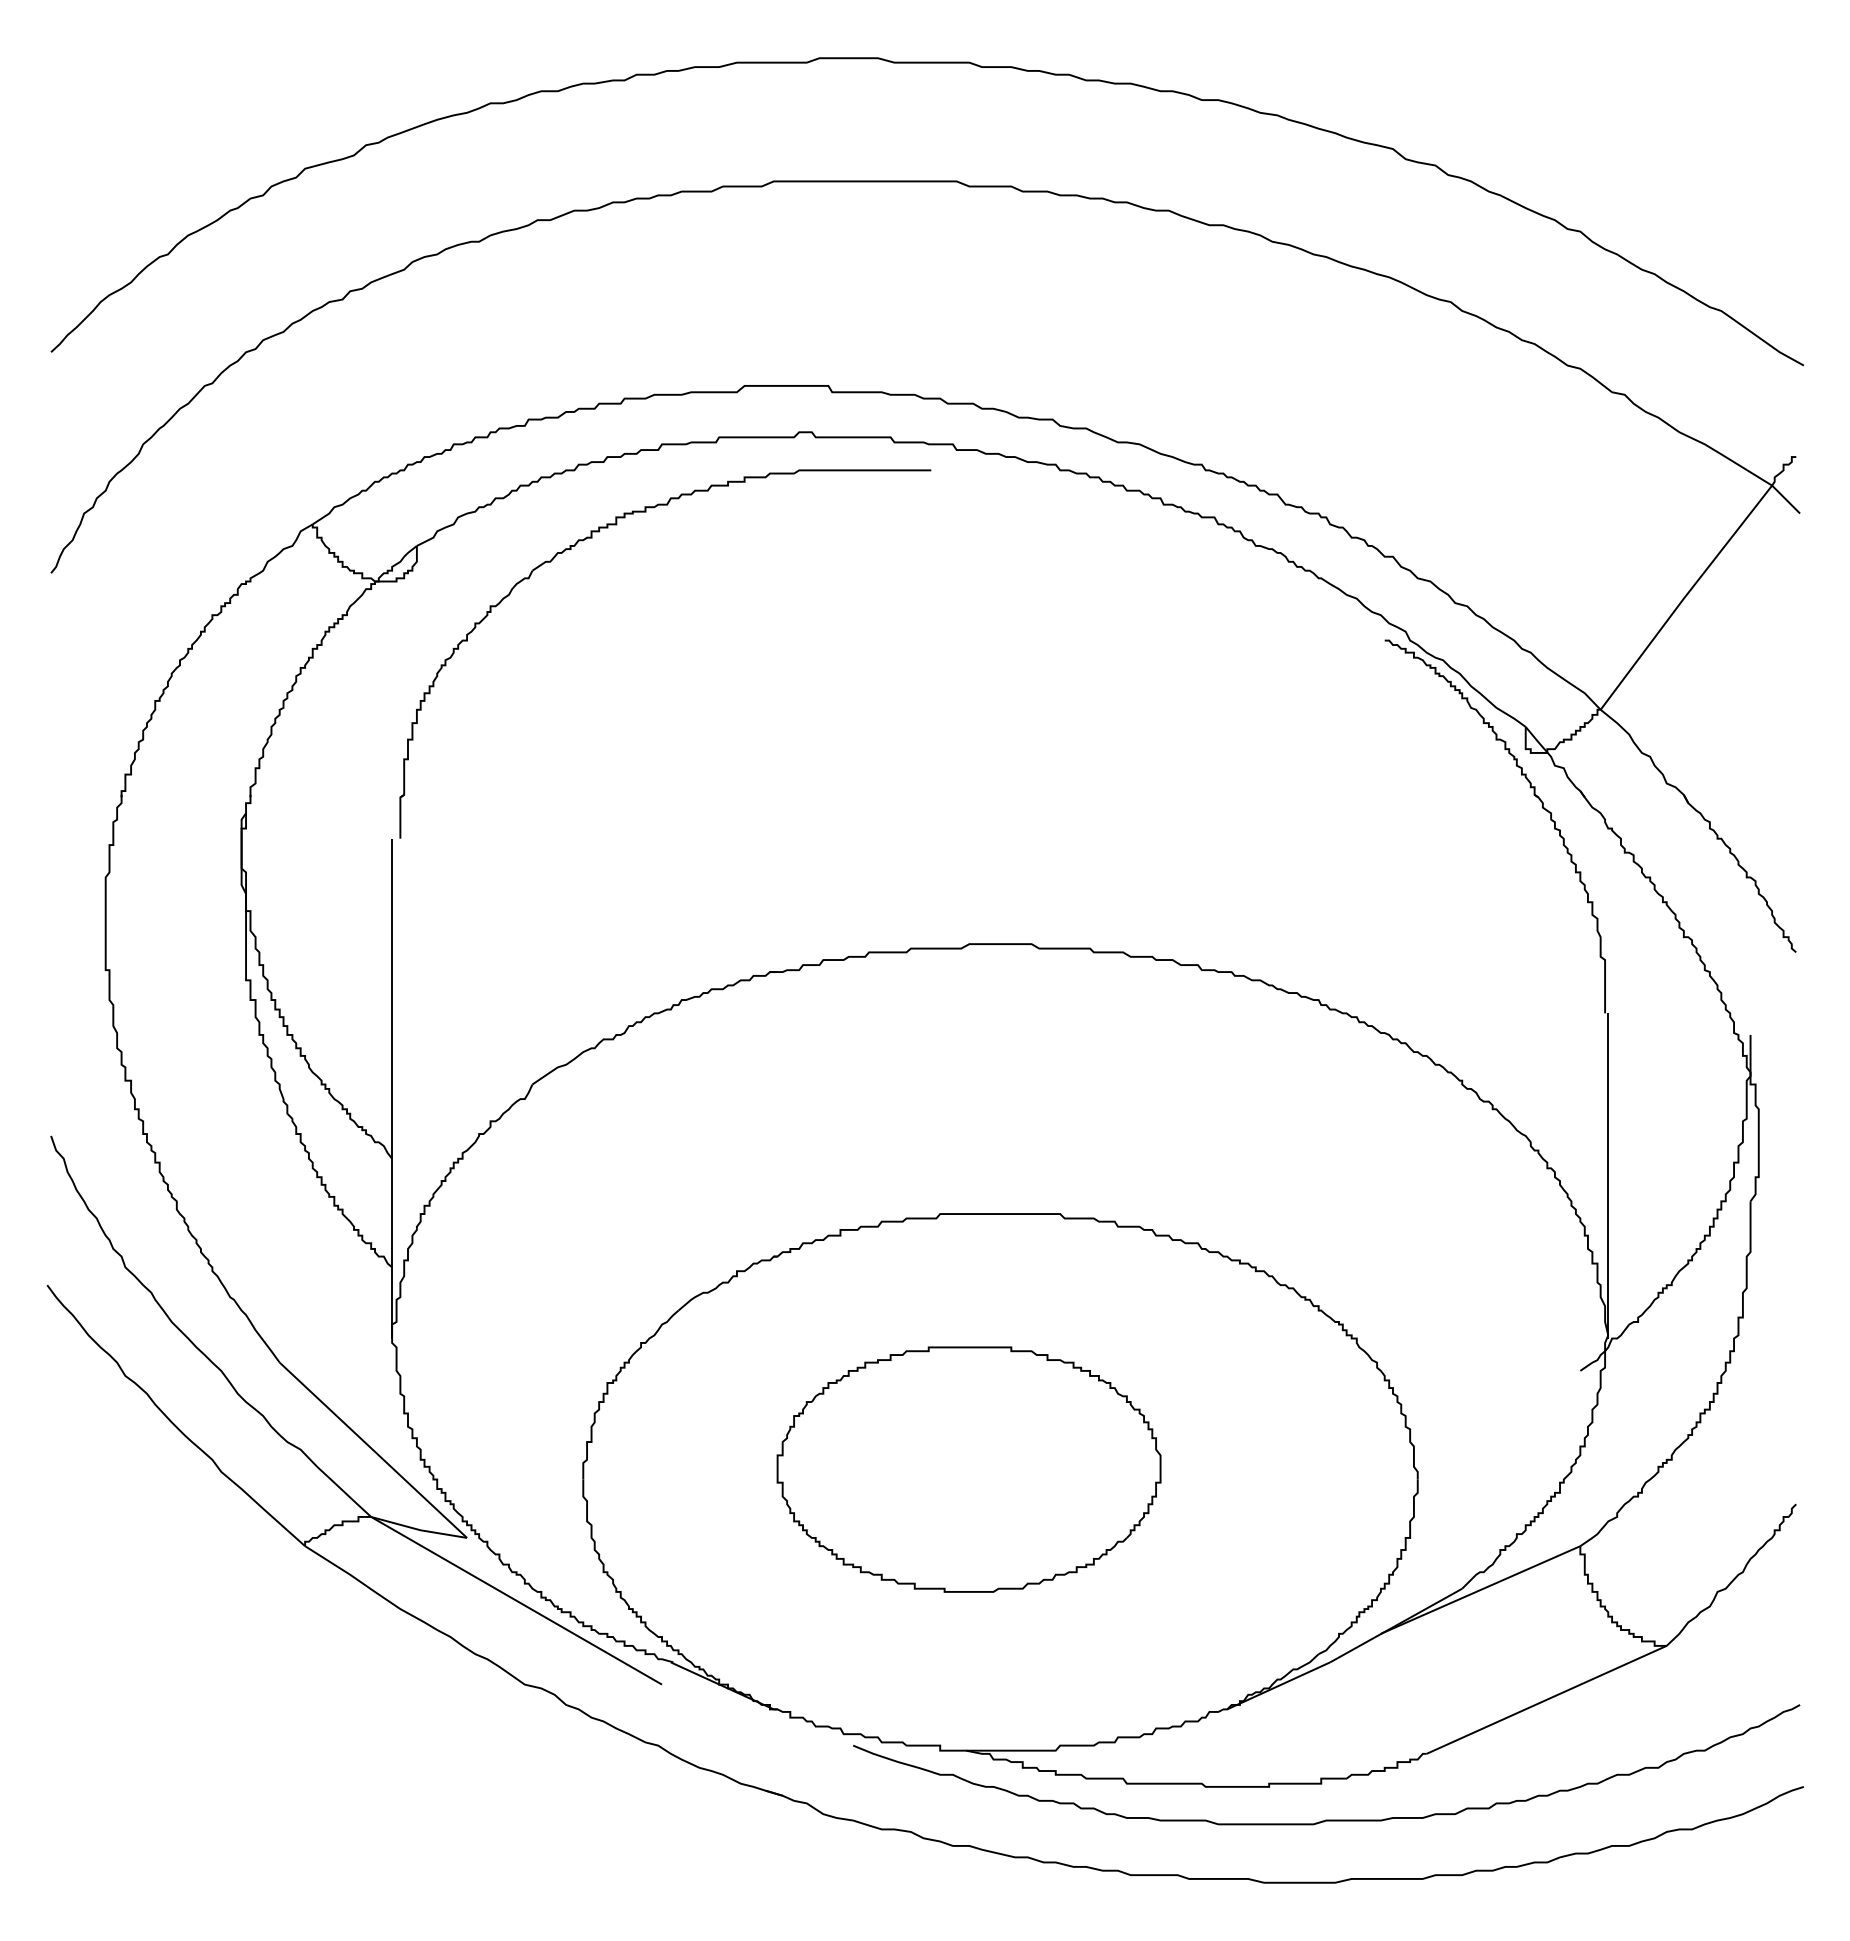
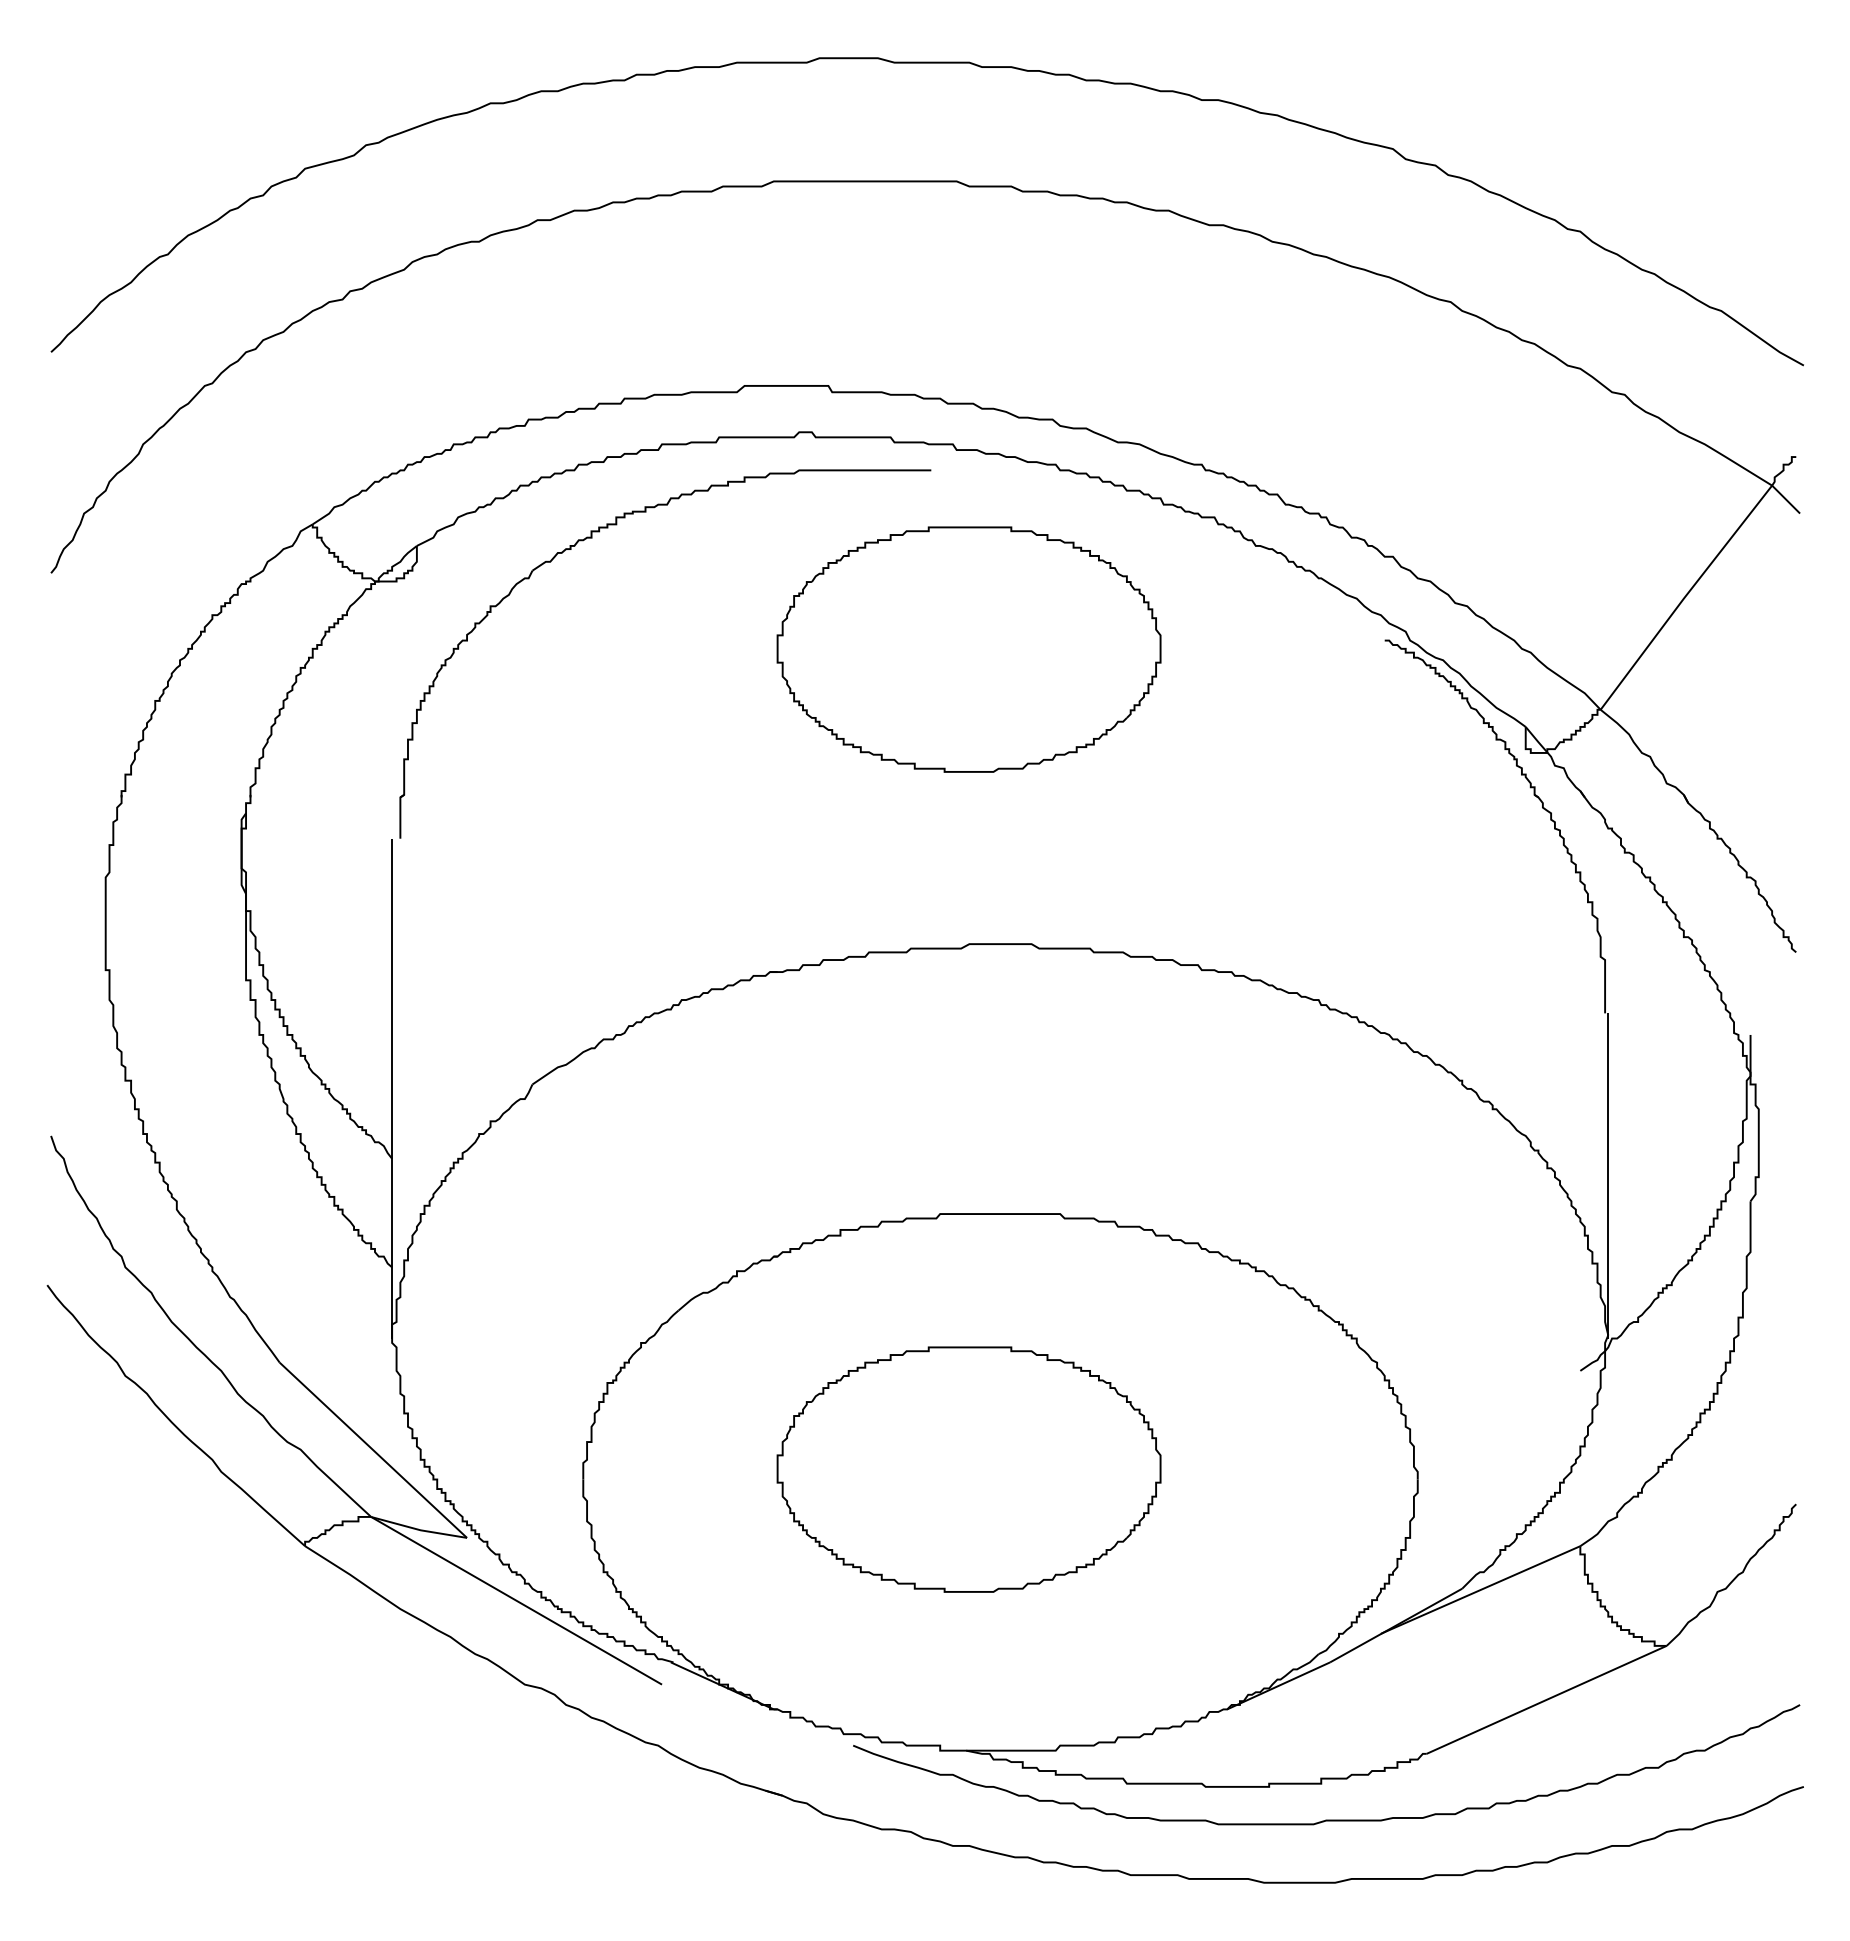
part: none -> present (968, 649)
